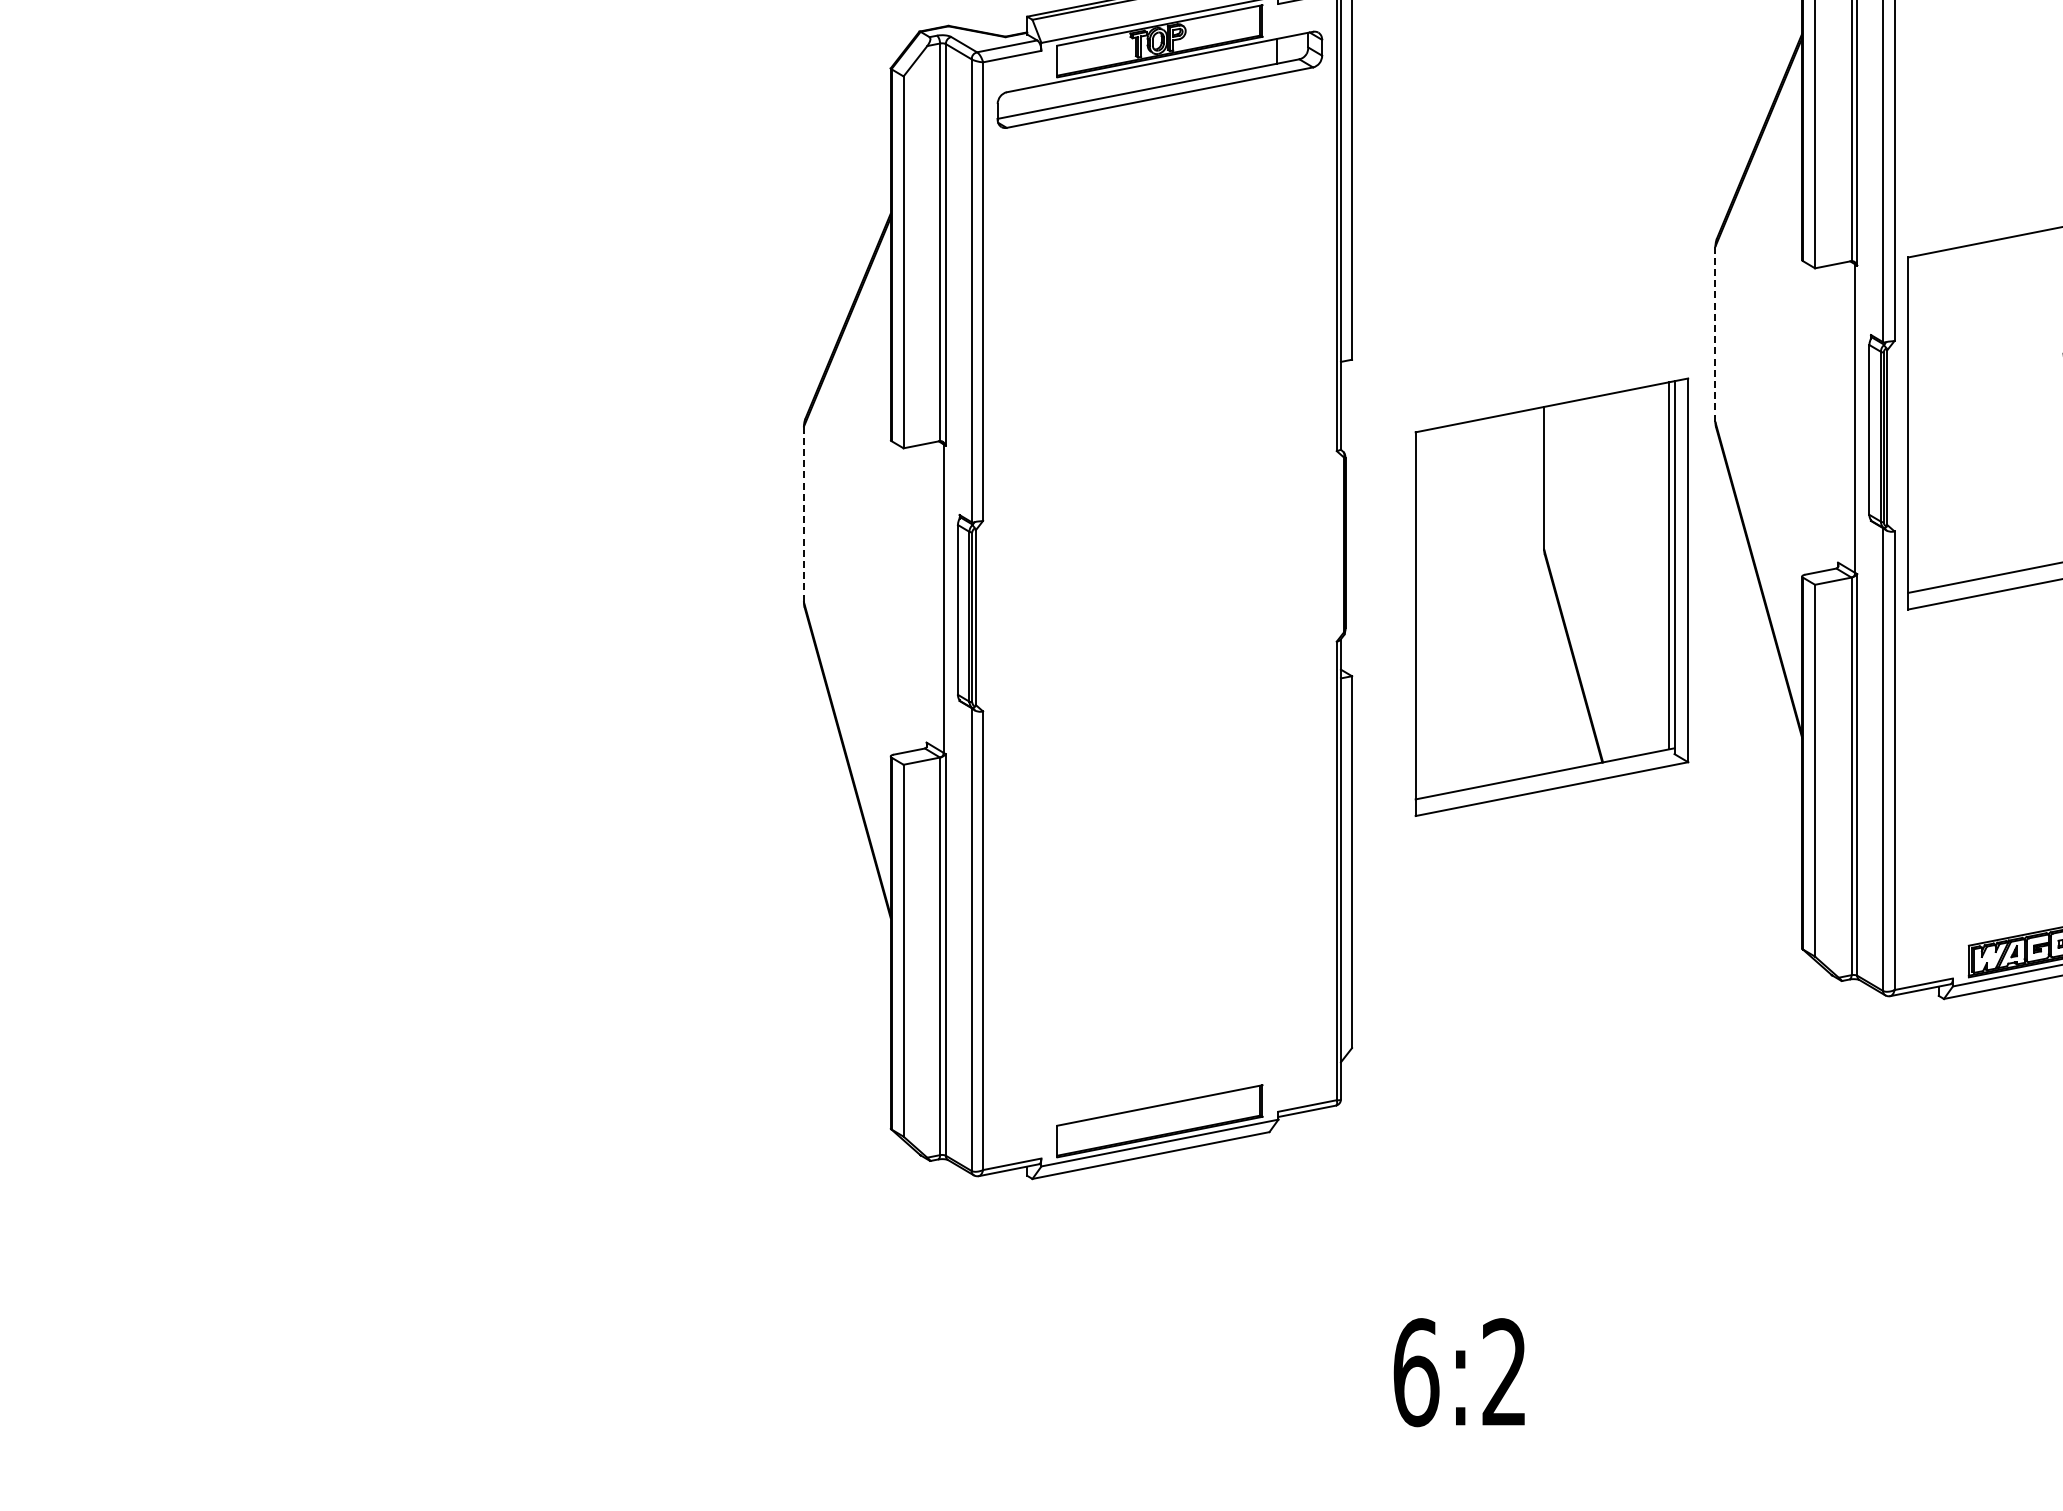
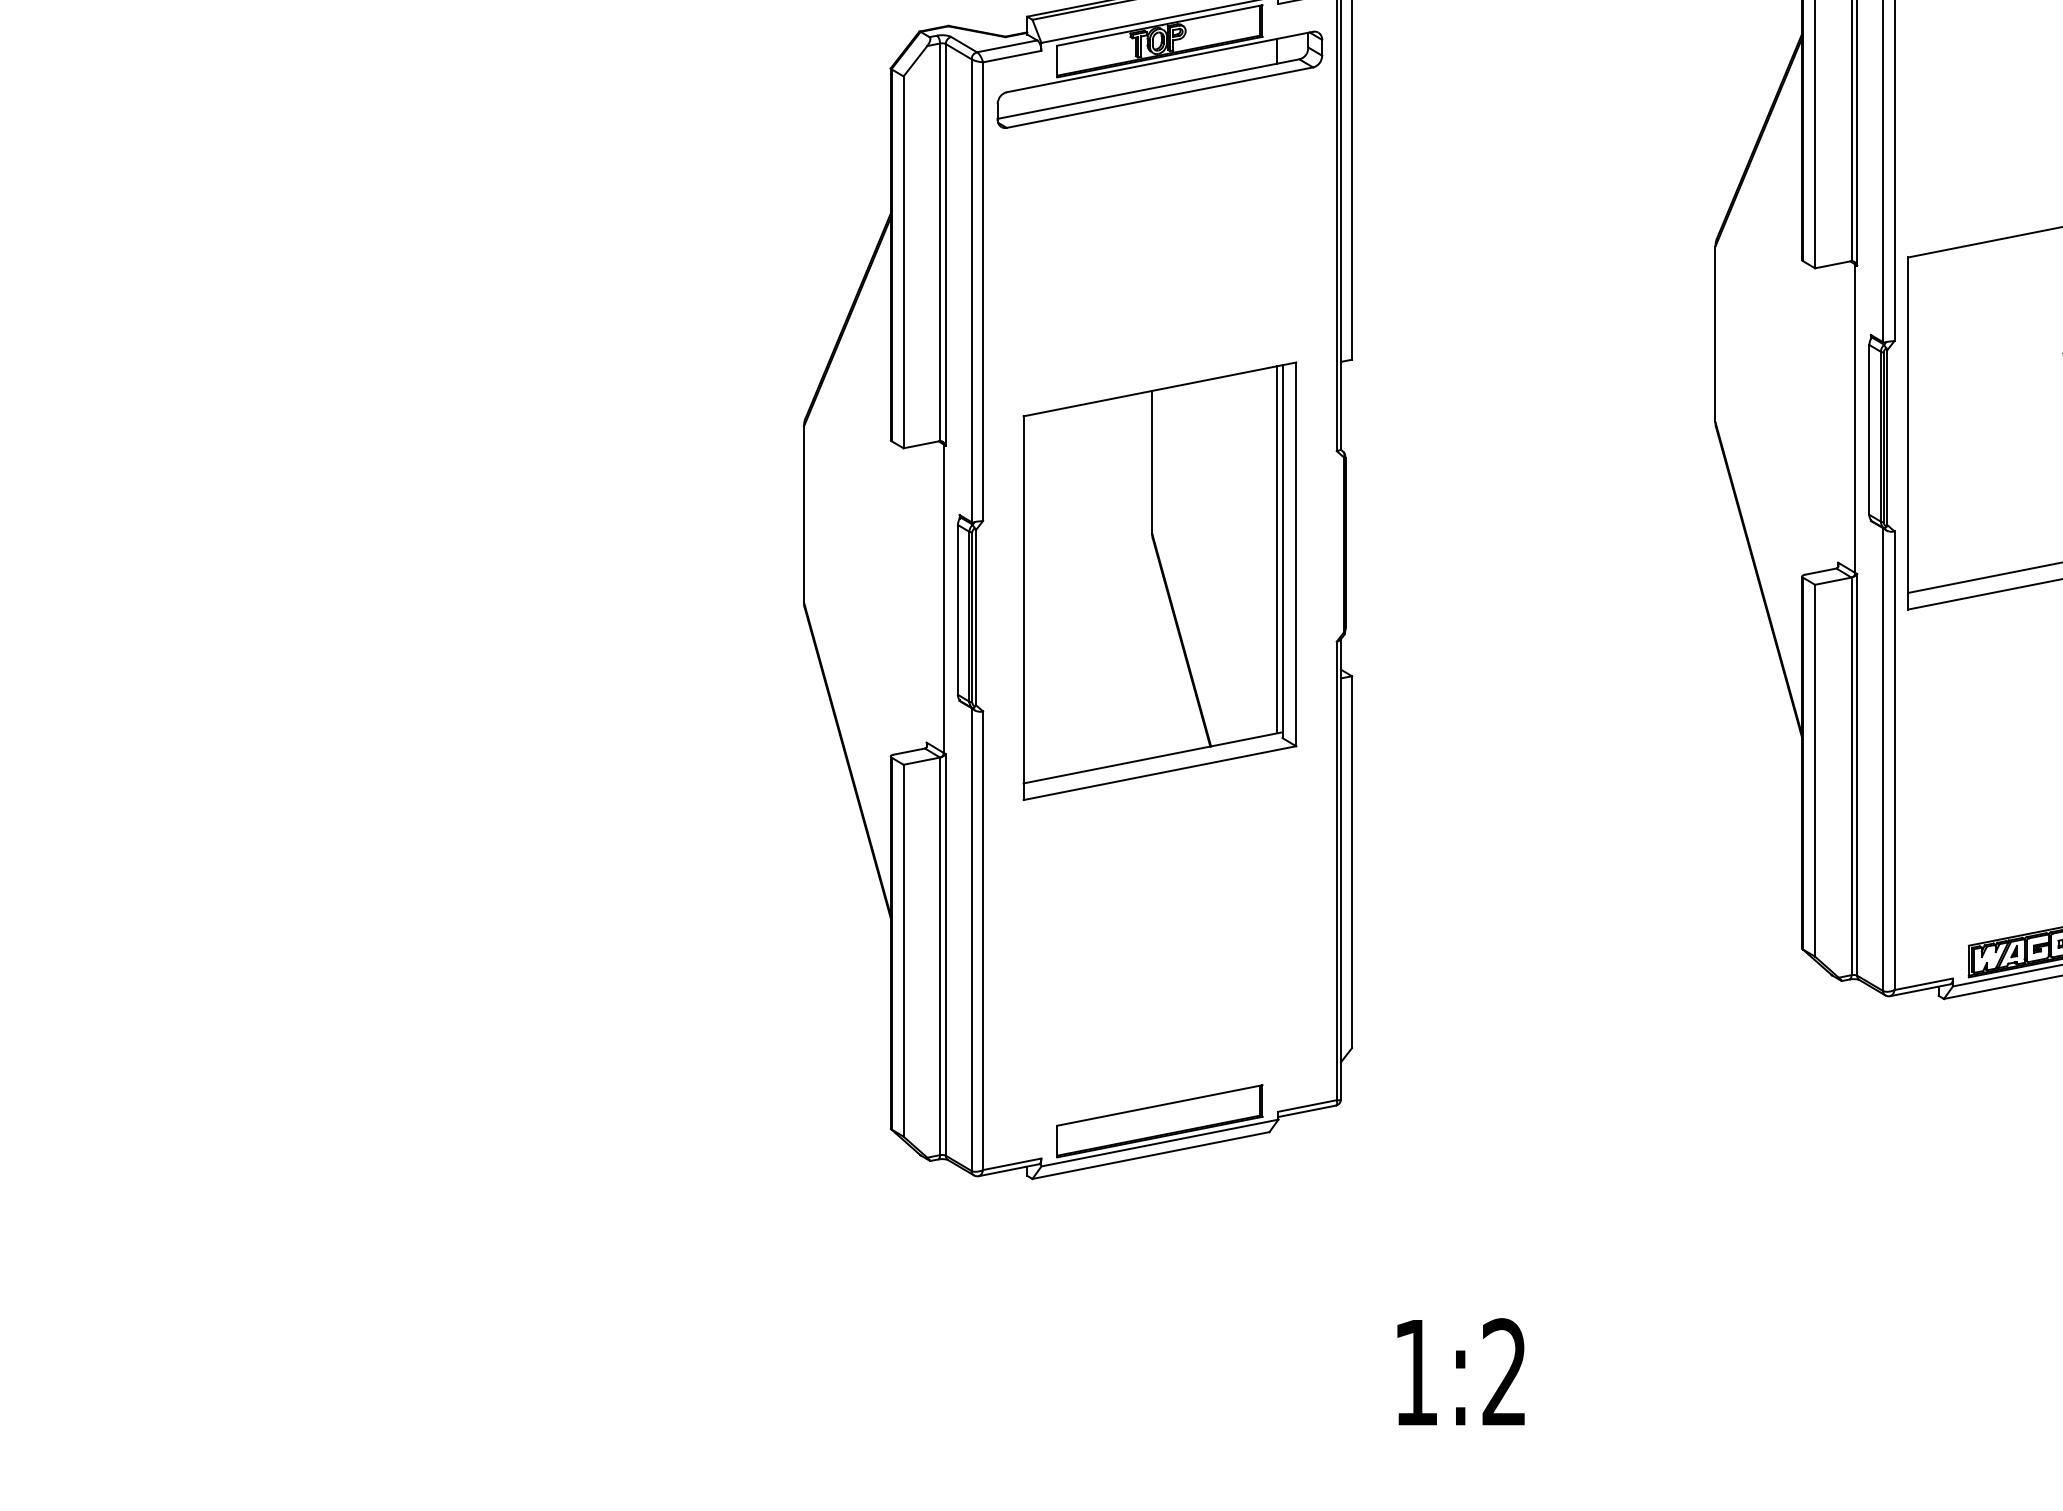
line: dashed -> solid (1715, 334)
line: dashed -> solid (803, 514)
part position: (1551, 596) -> (1159, 580) (1159, 580)
text: 6:2 -> 1:2 (1416, 1372)
